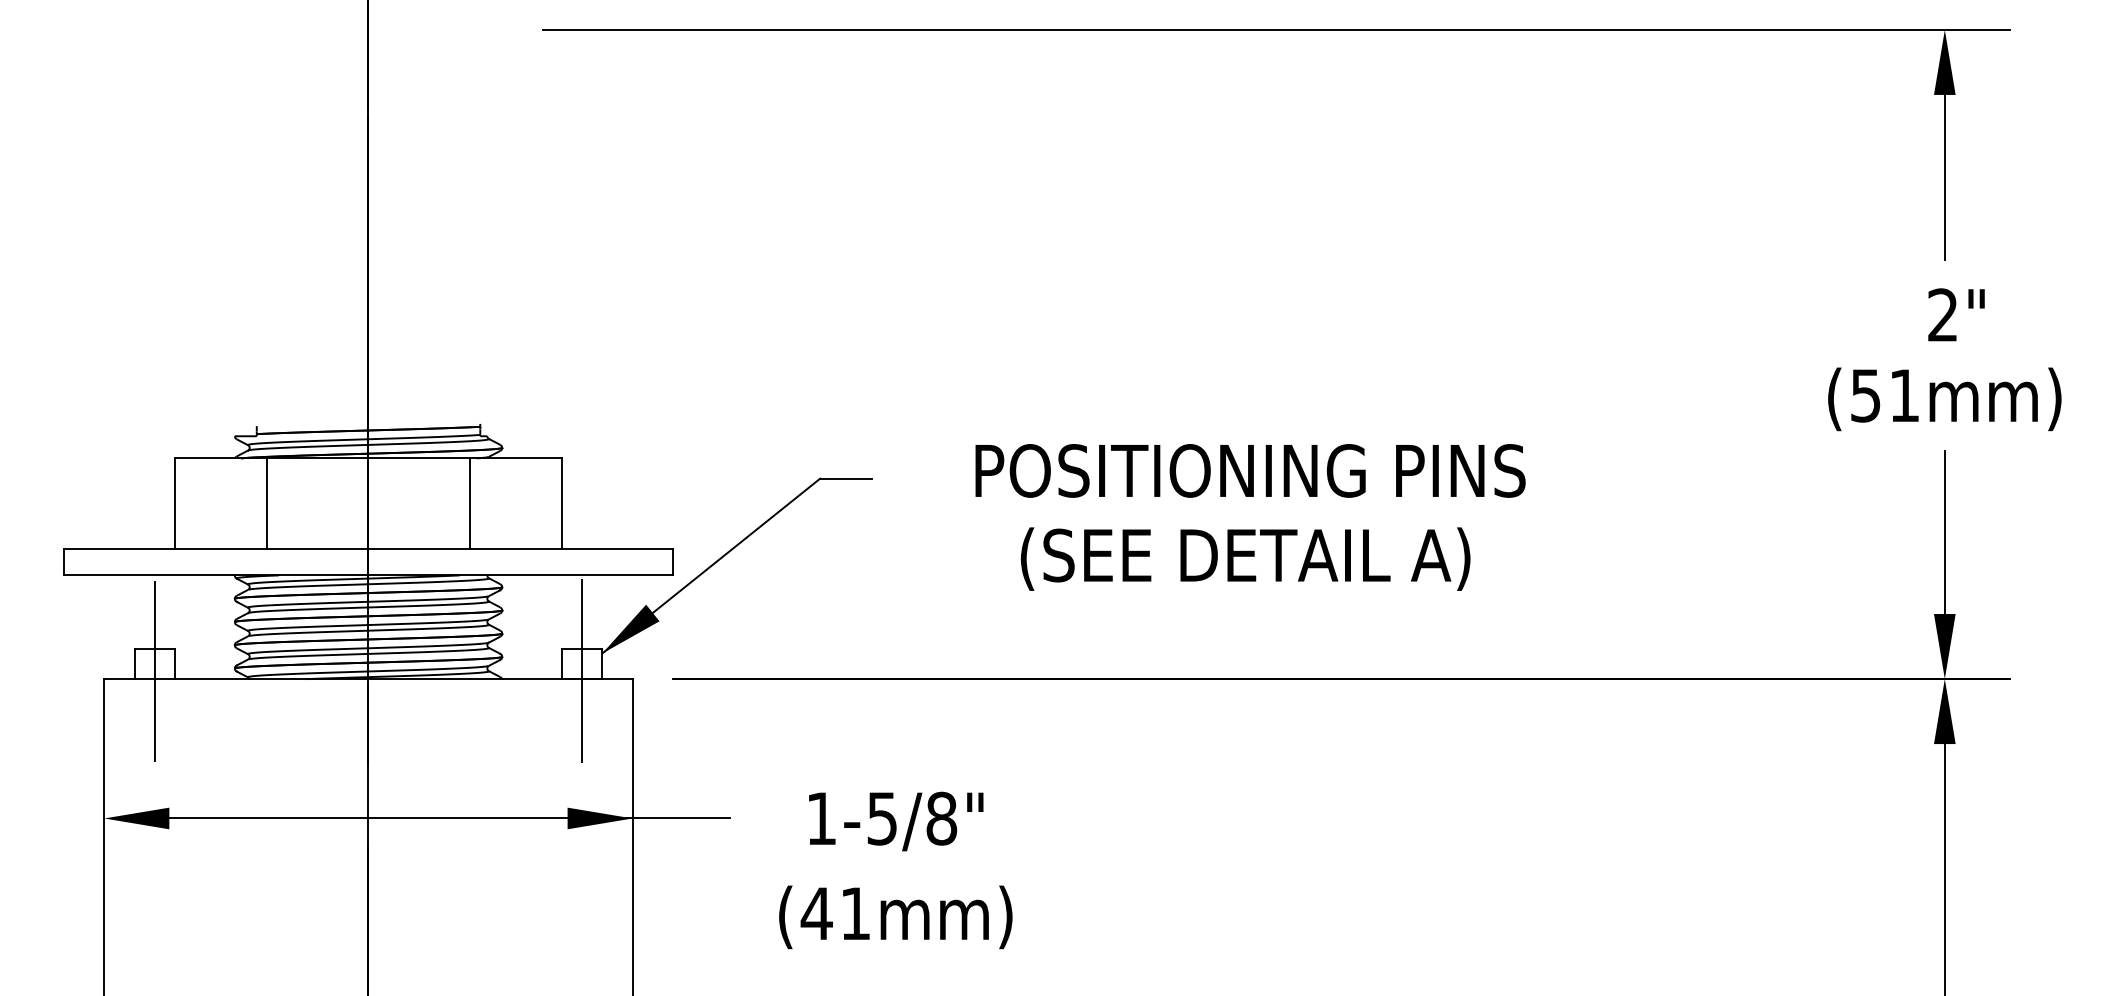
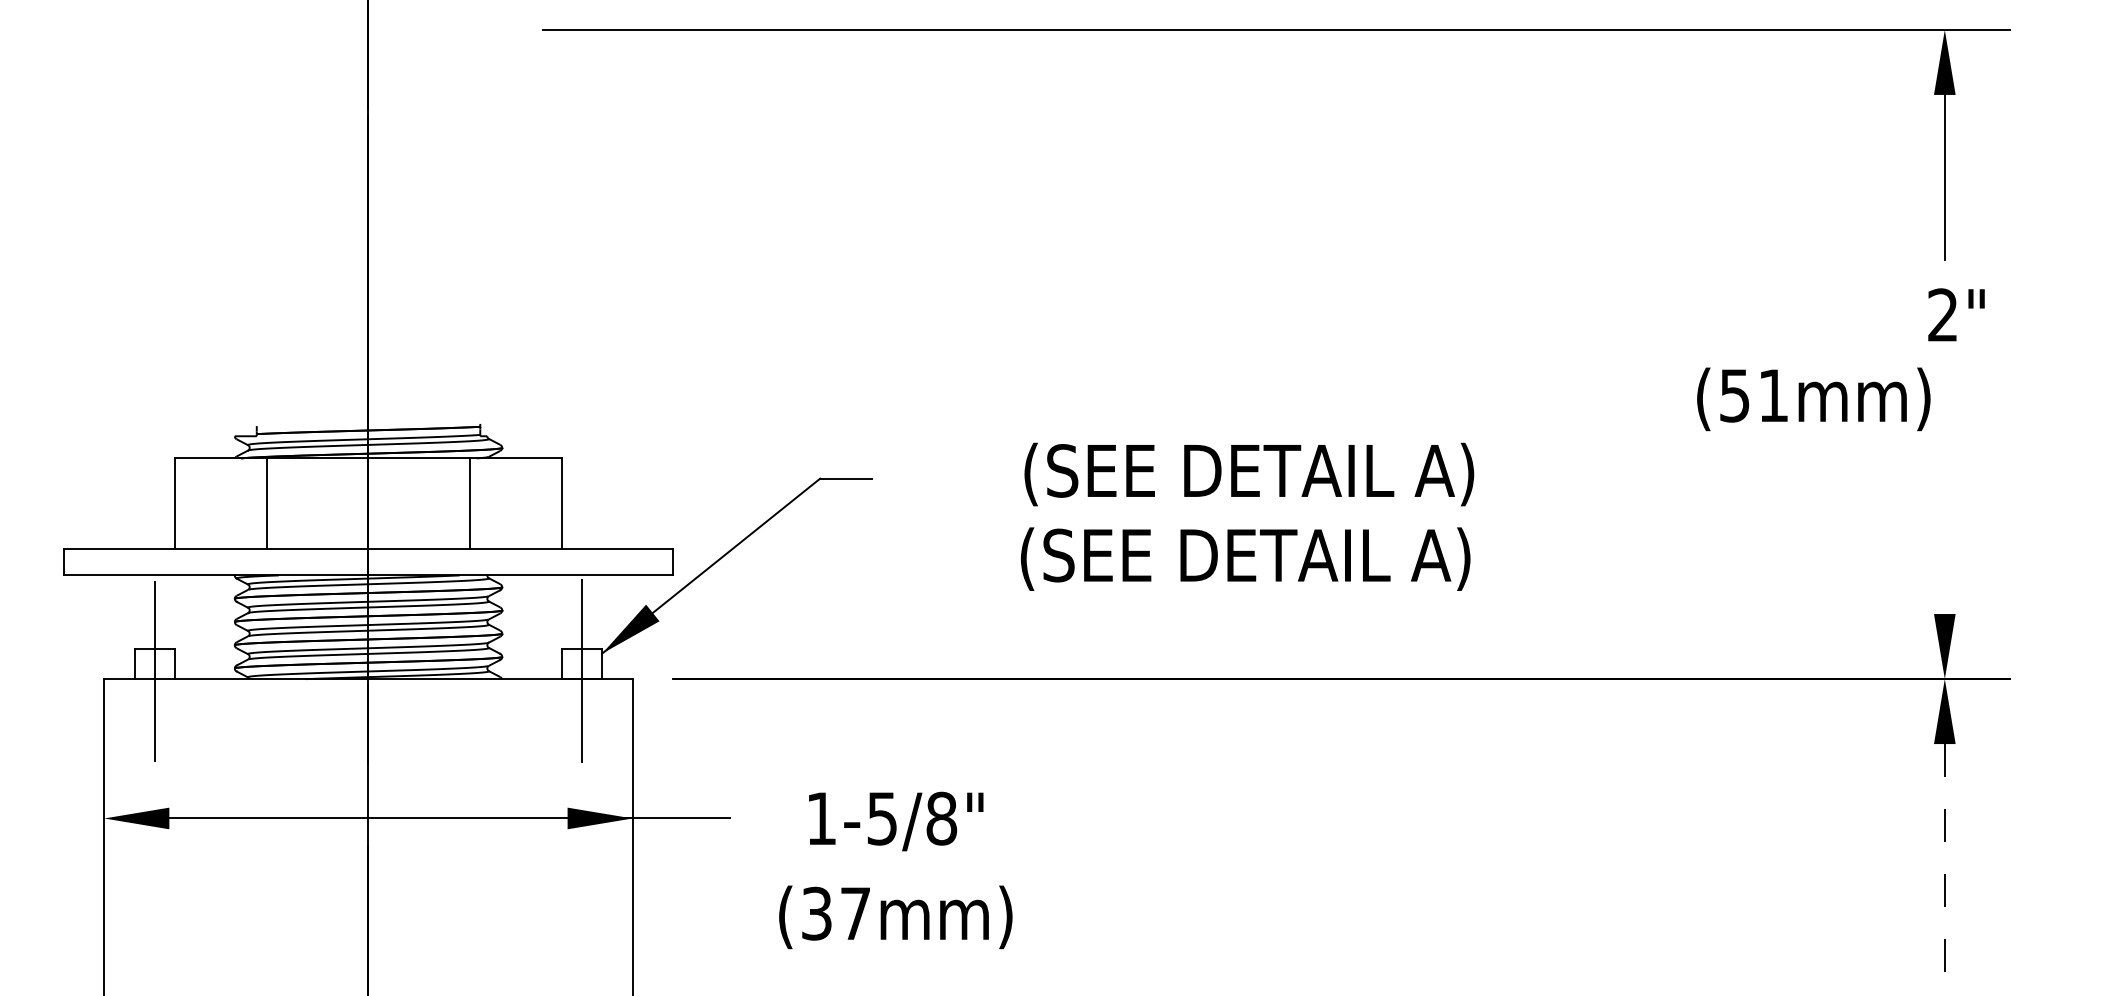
text position: (1944, 399) -> (1813, 399) (1813, 399)
text: POSITIONING PINS -> (SEE DETAIL A) (1250, 474)
line: present -> none (1944, 532)
line: solid -> dashed (1944, 869)
text: (41mm) -> (37mm) (834, 913)
